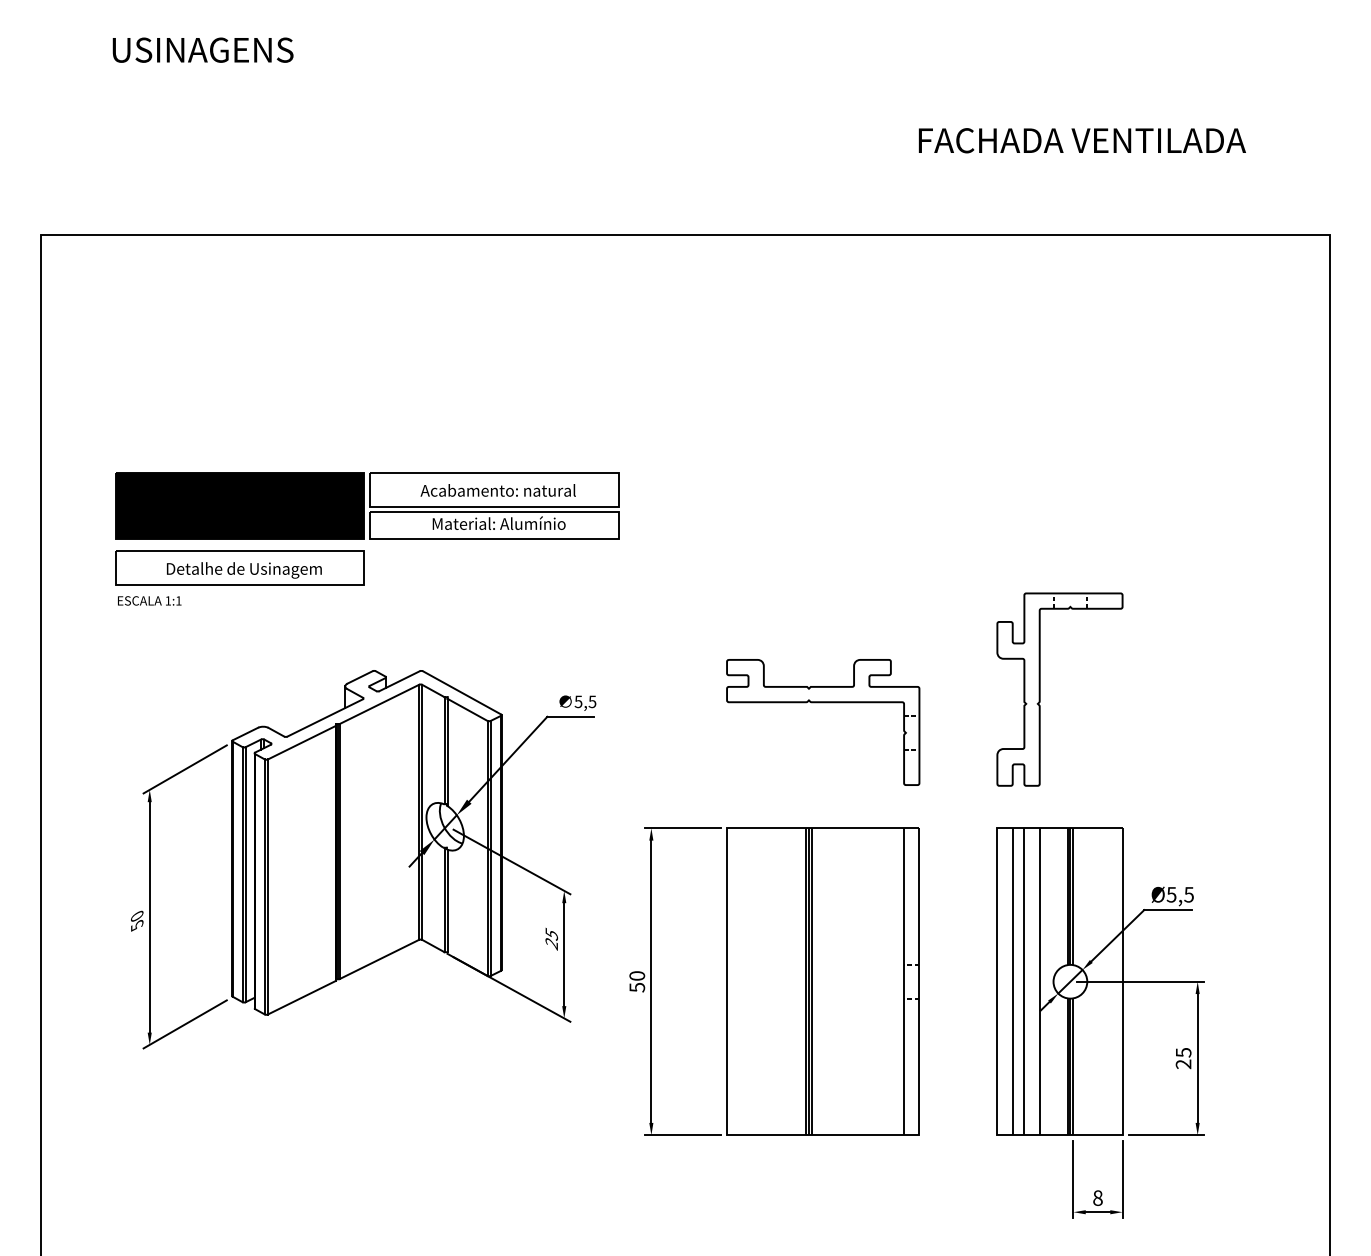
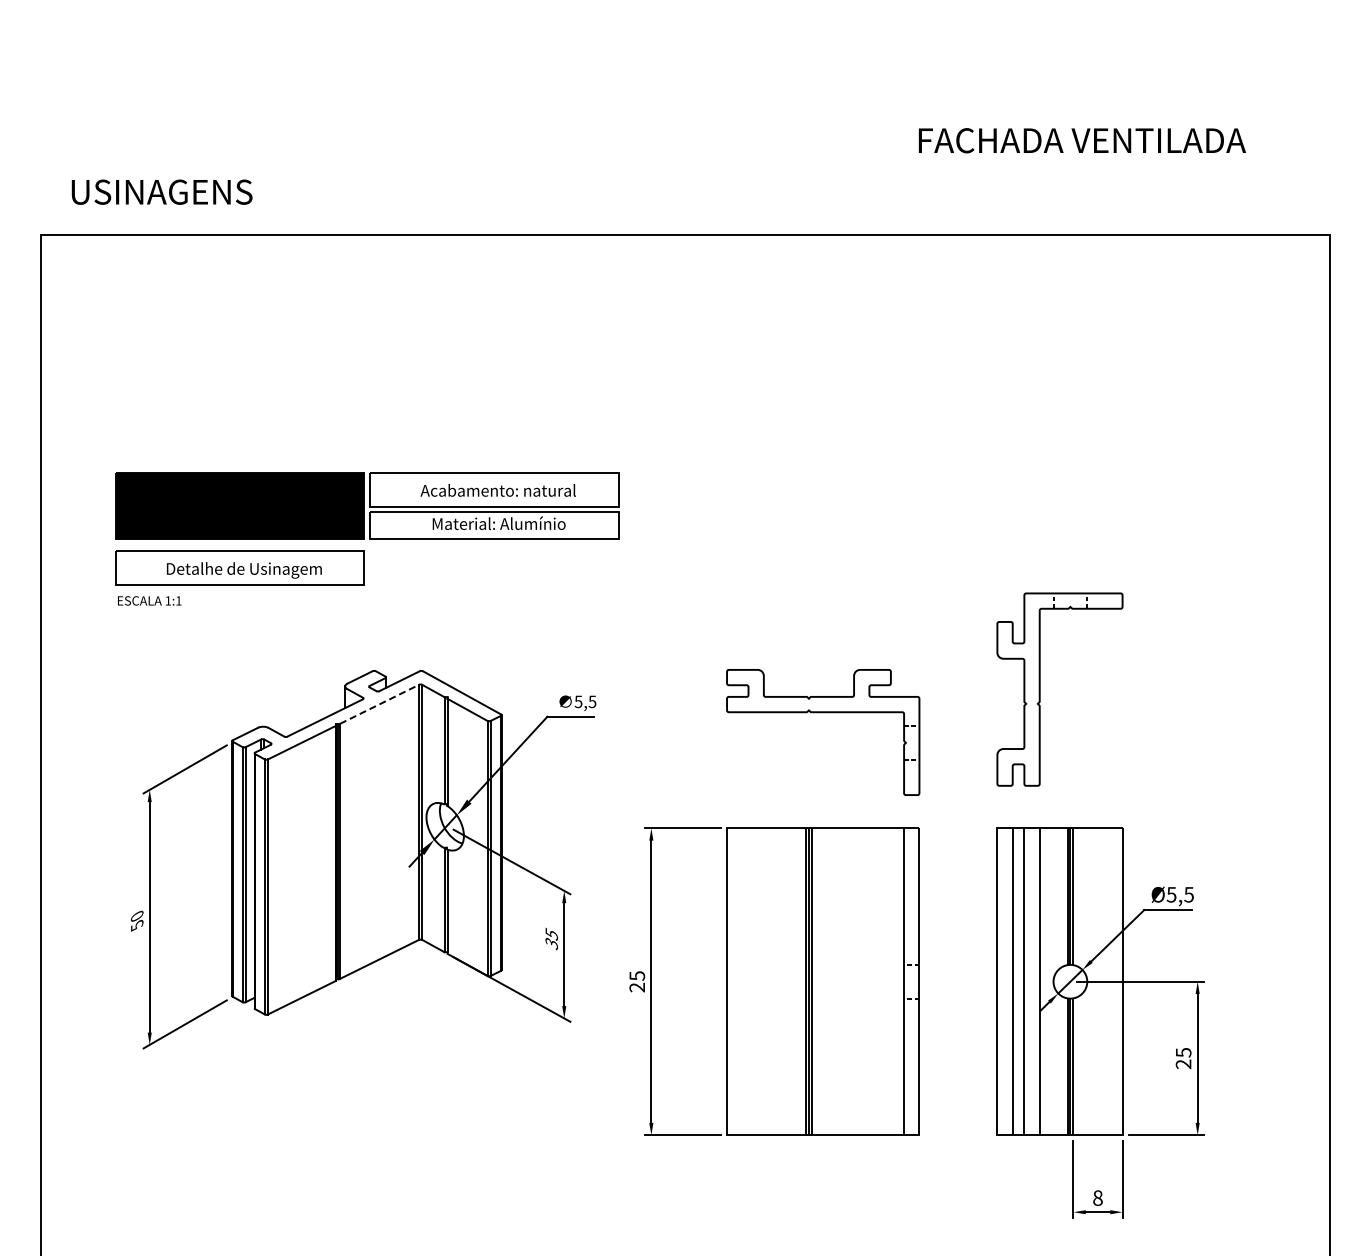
text position: (202, 49) -> (161, 191) (161, 191)
part position: (823, 703) -> (823, 713) (823, 713)
line: solid -> dashed (380, 704)
text: 25 -> 35 (552, 944)
text: 50 -> 25 (637, 981)
